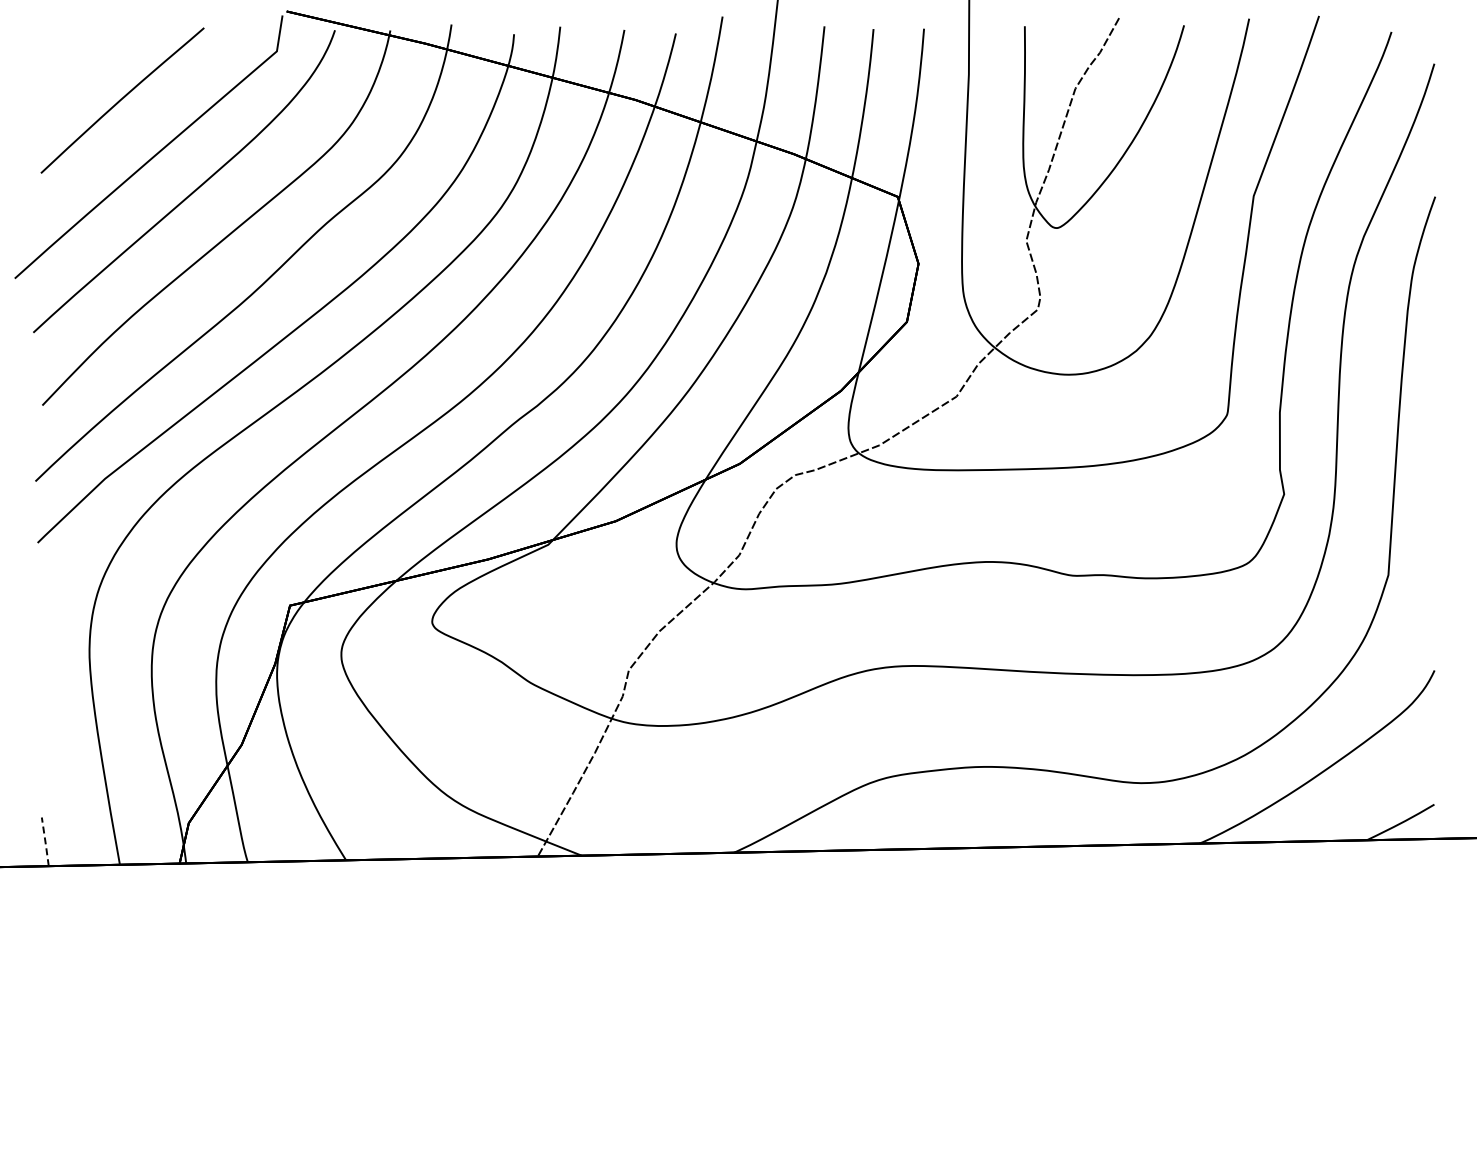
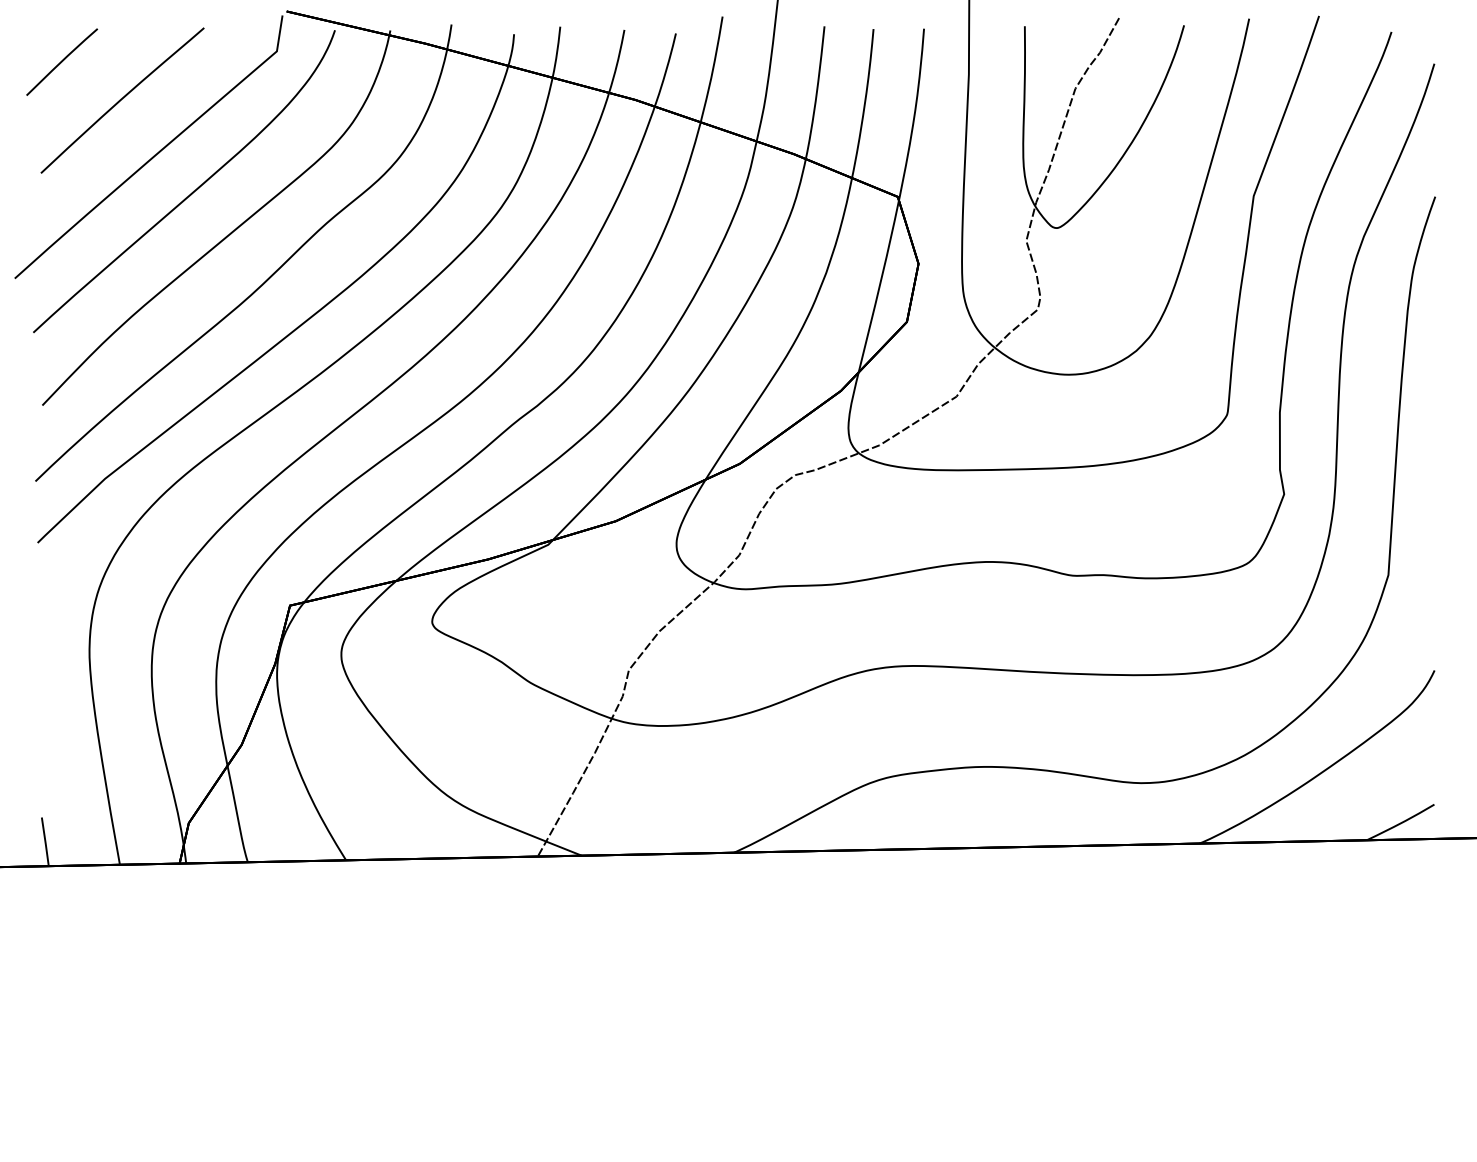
line: none -> present (62, 61)
line: dashed -> solid (45, 842)
